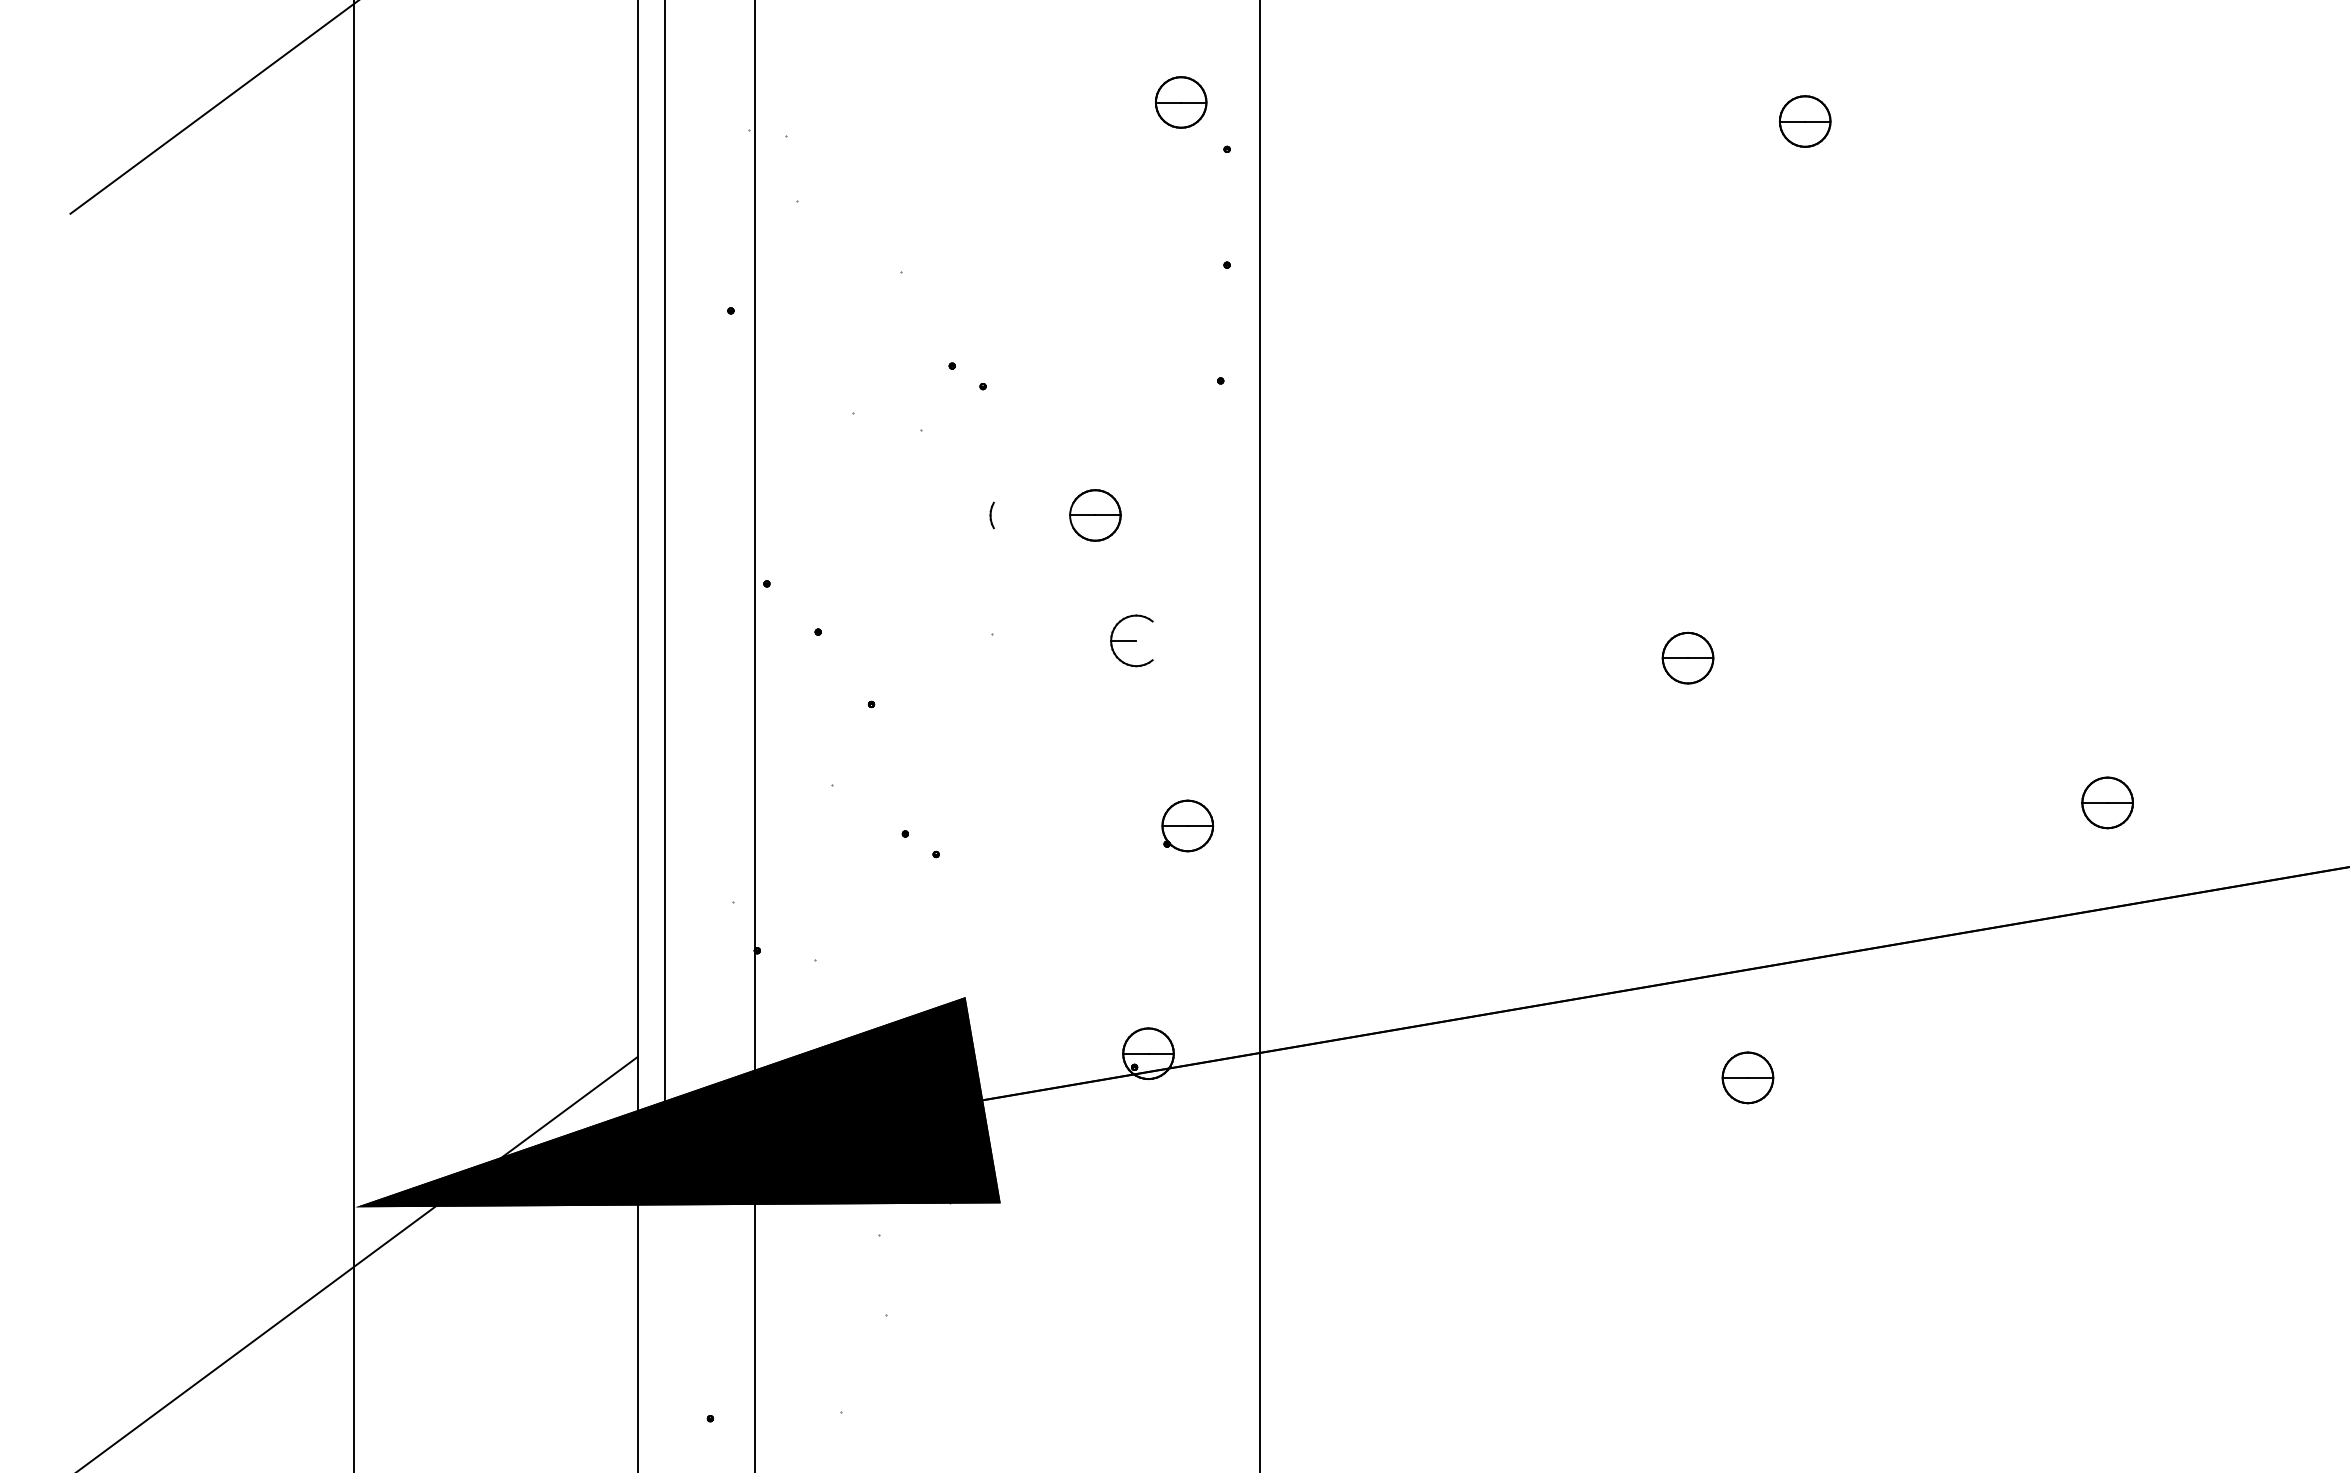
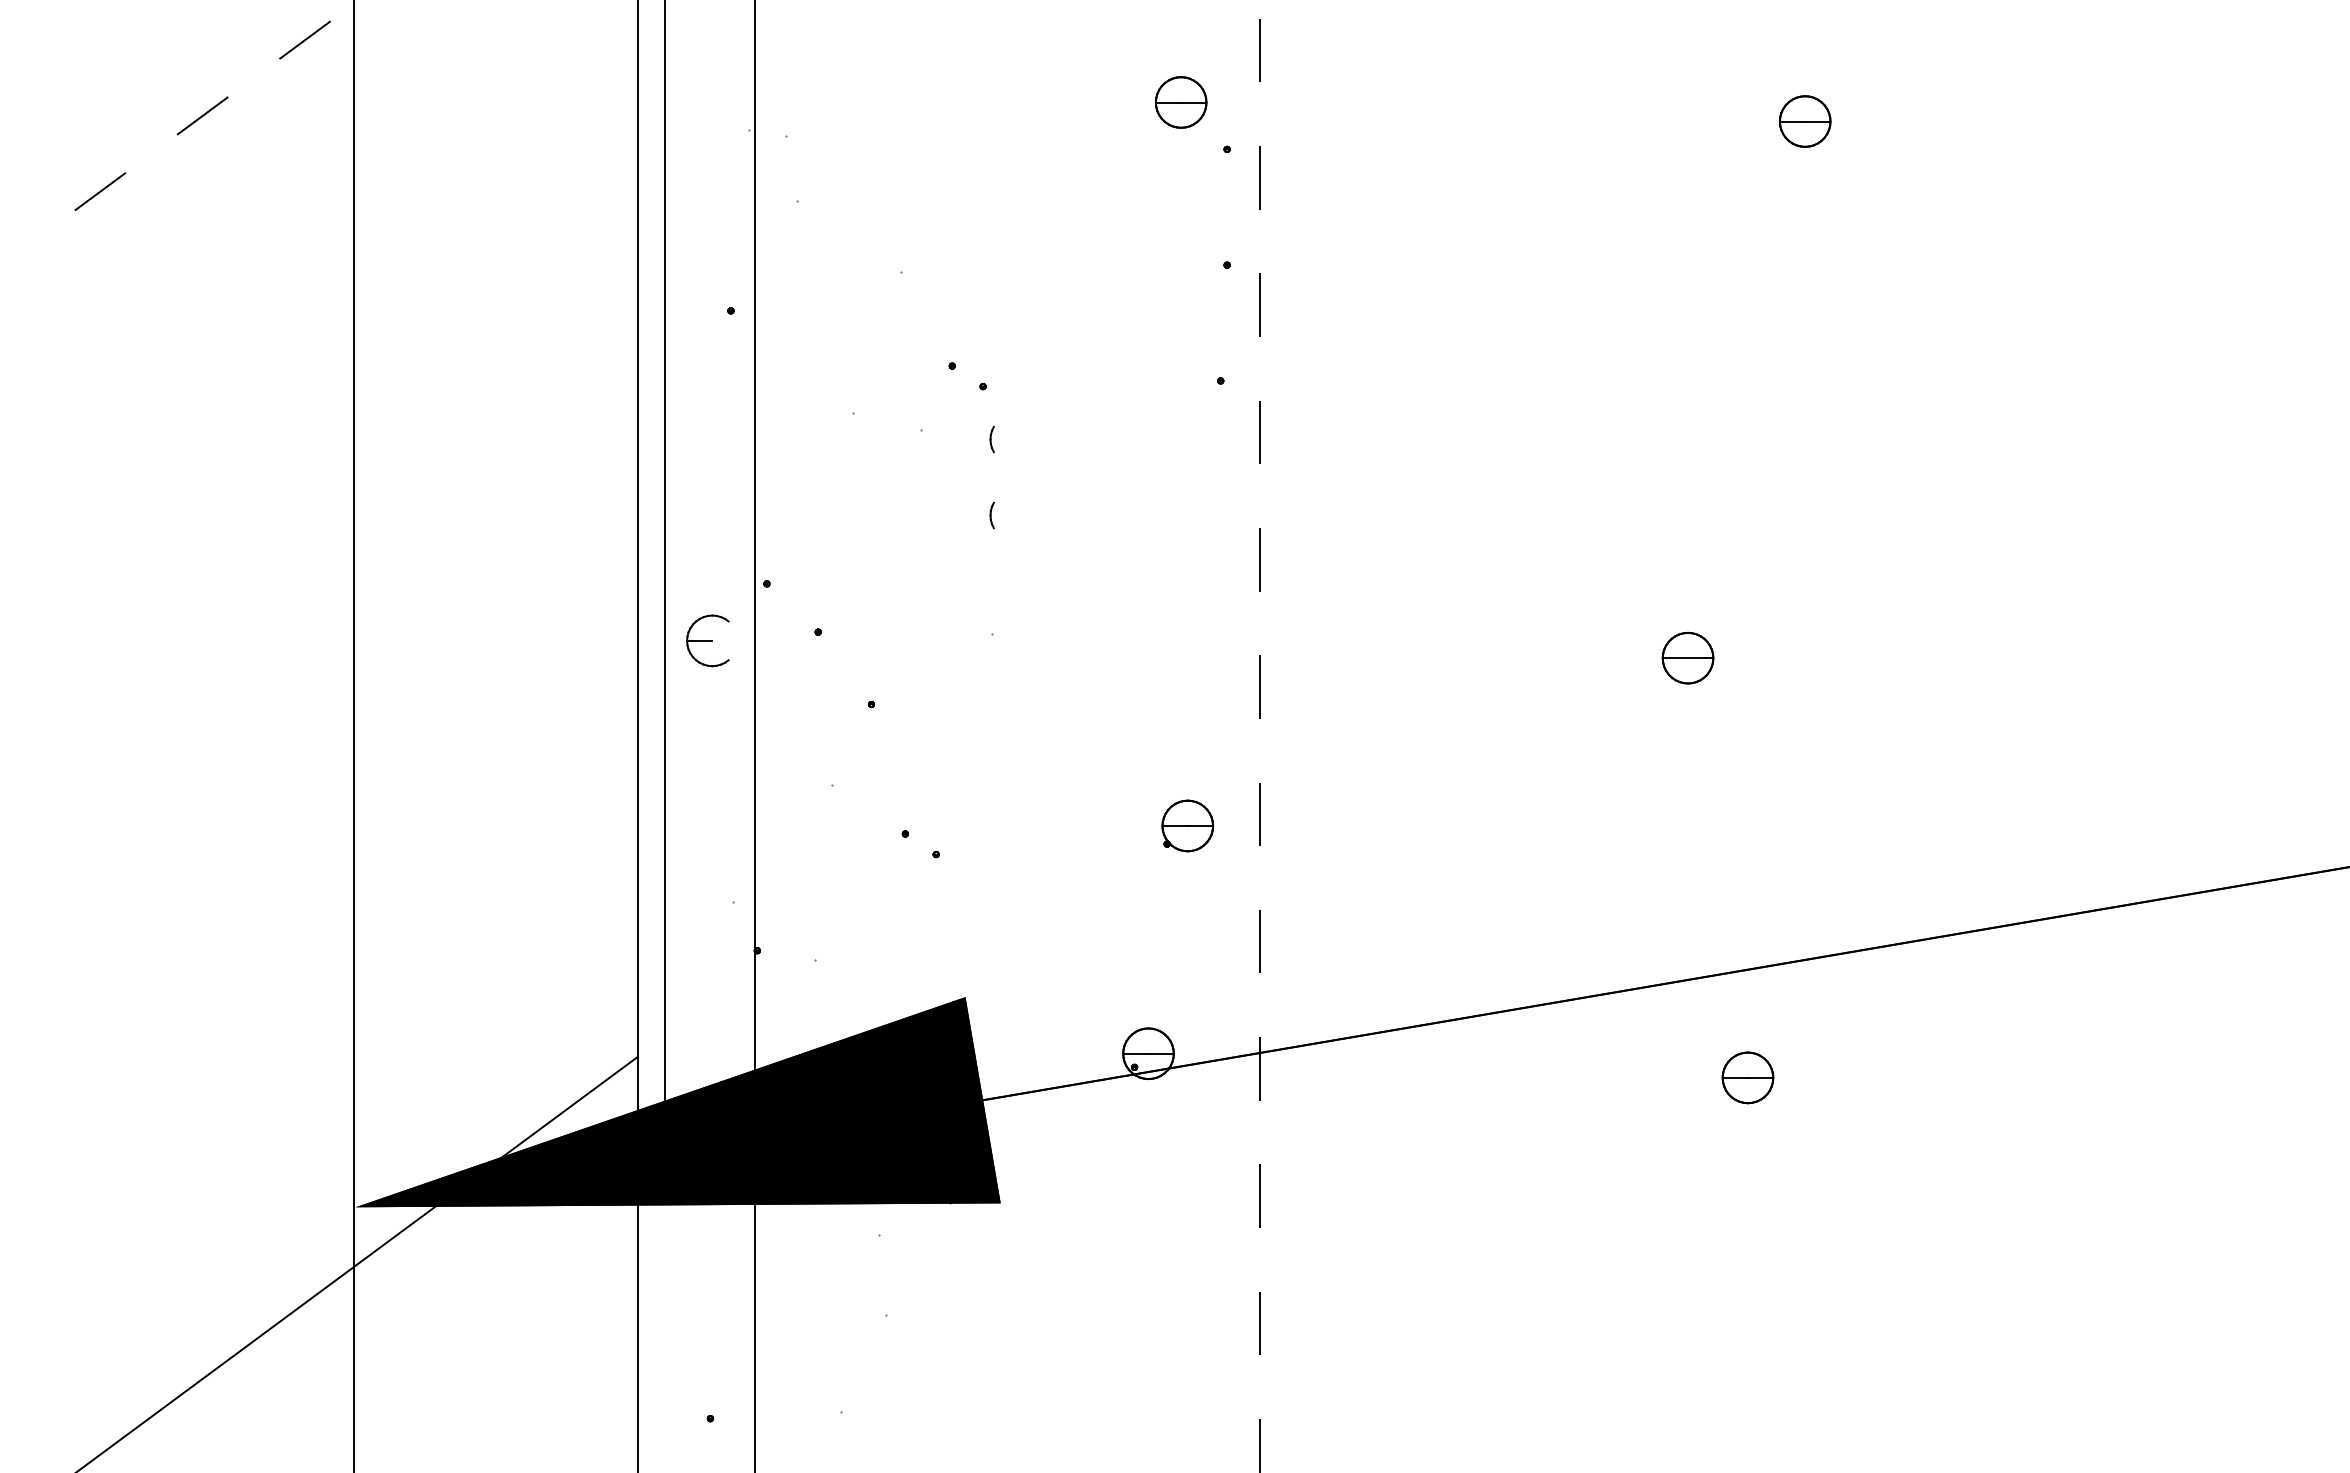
line: solid -> dashed (214, 107)
part: none -> present (991, 439)
part: present -> none (1095, 515)
part position: (1131, 640) -> (707, 640) (707, 640)
line: solid -> dashed (1260, 736)
part: present -> none (2107, 802)
